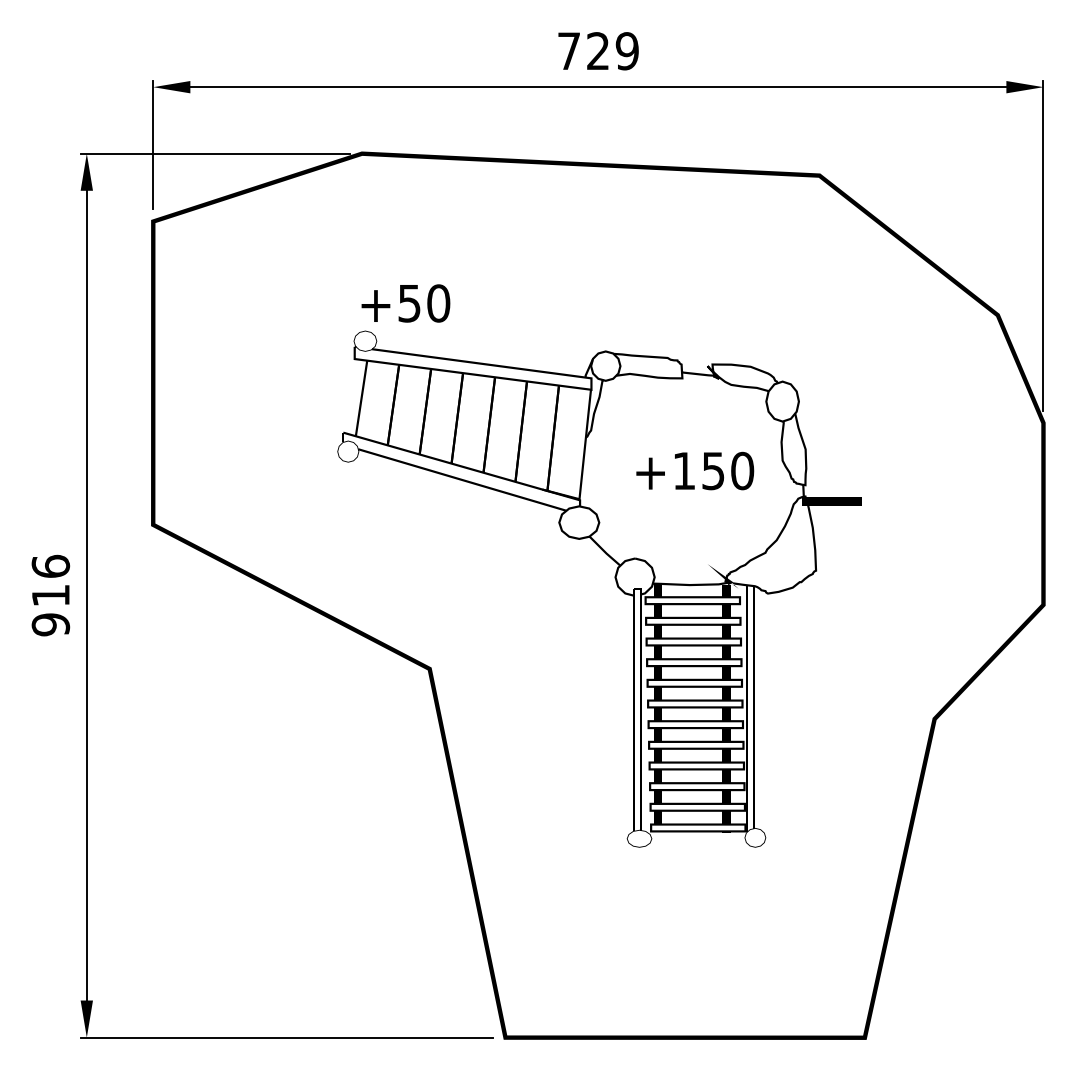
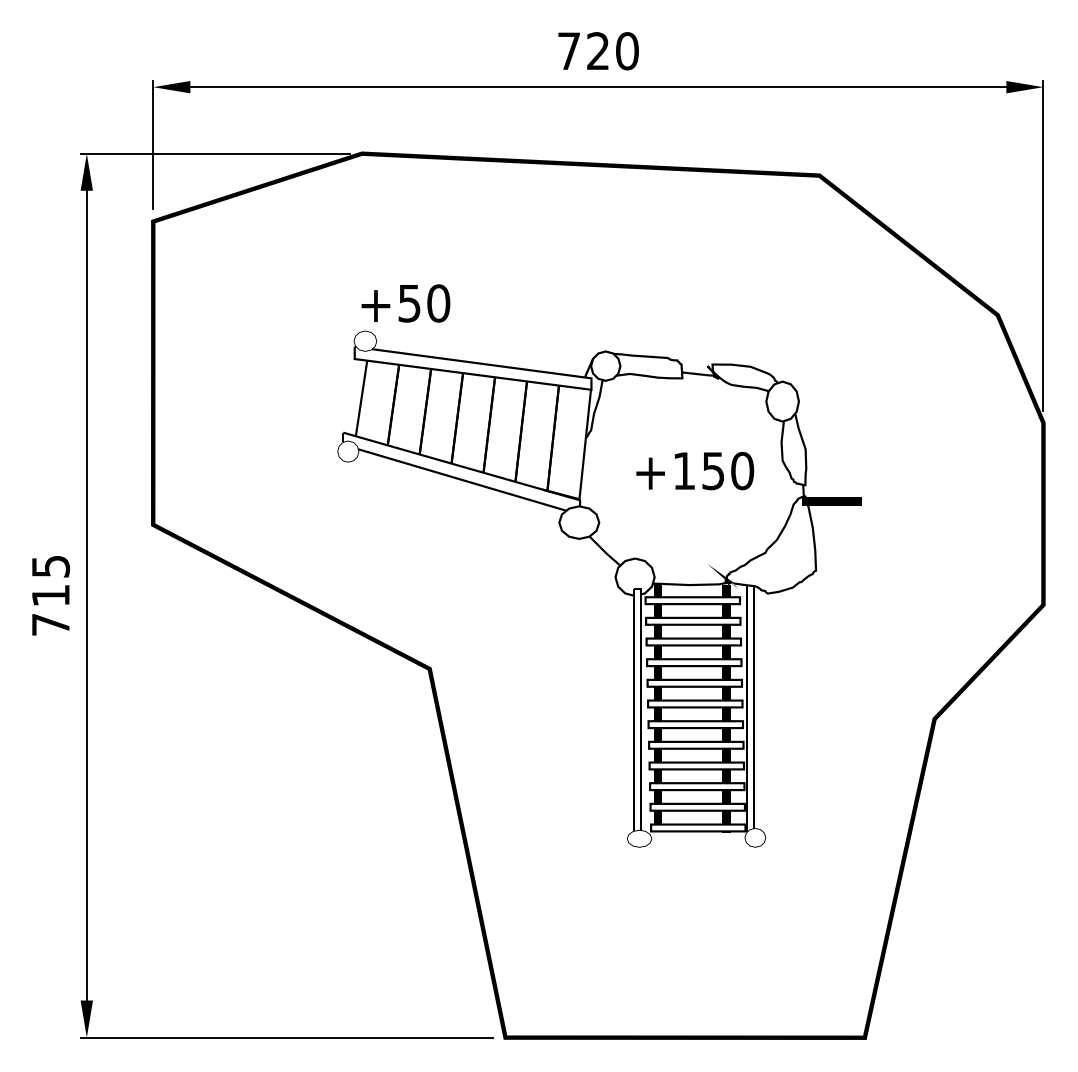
text: 729 -> 720 (626, 51)
text: 916 -> 715 (50, 595)
